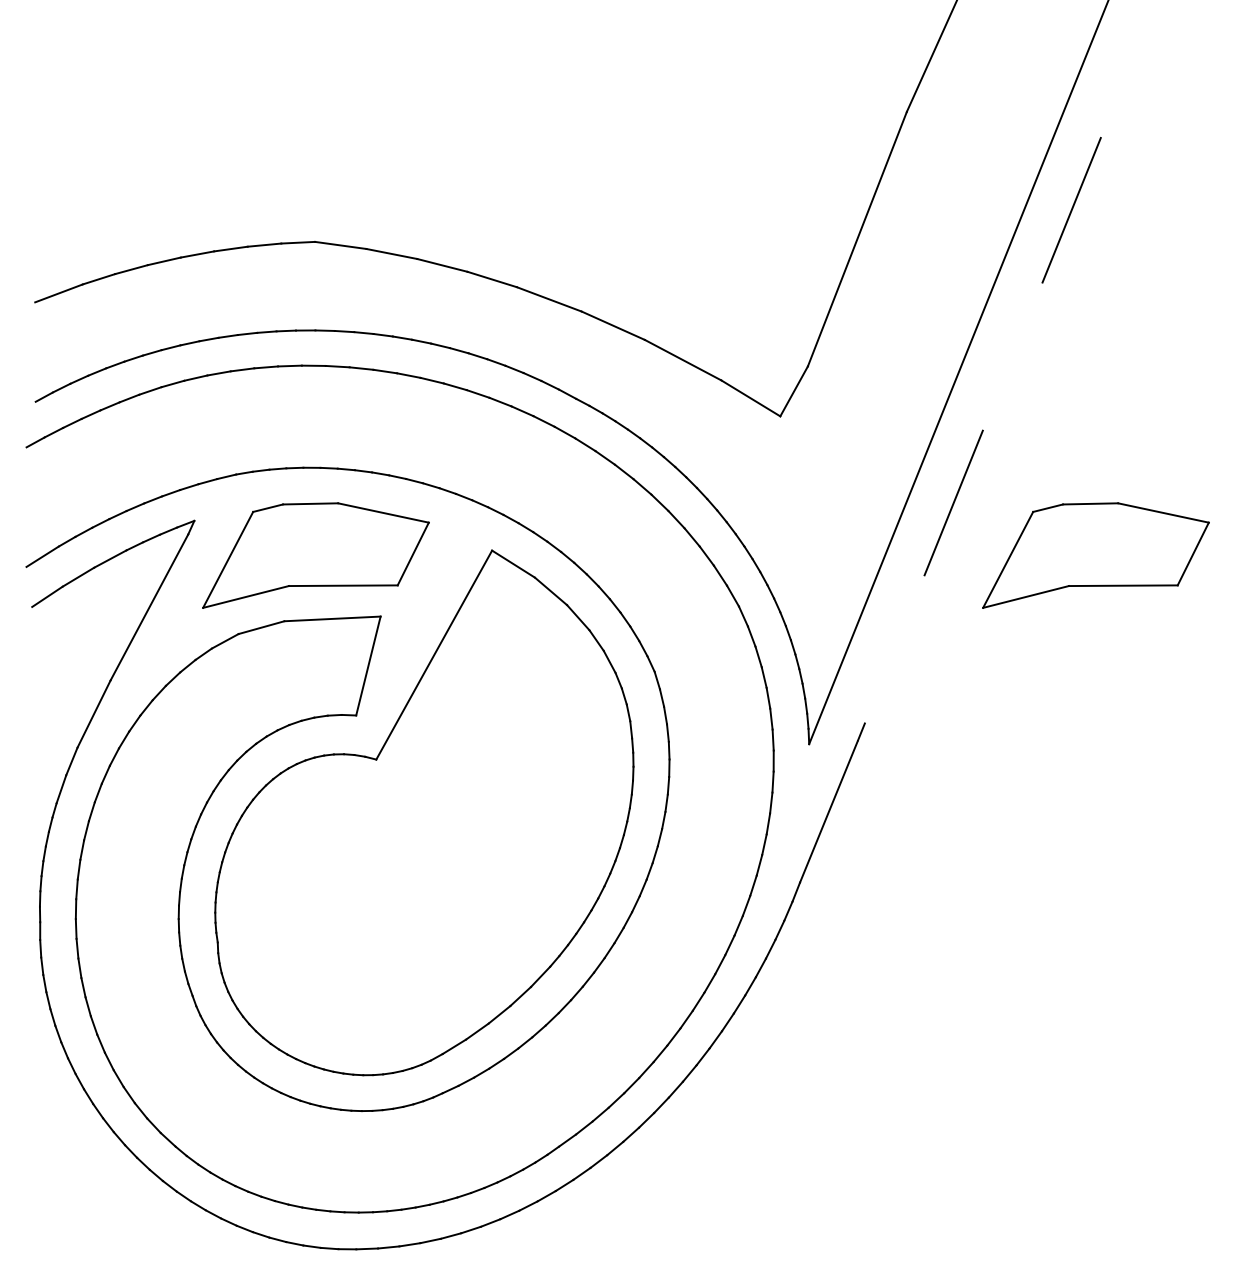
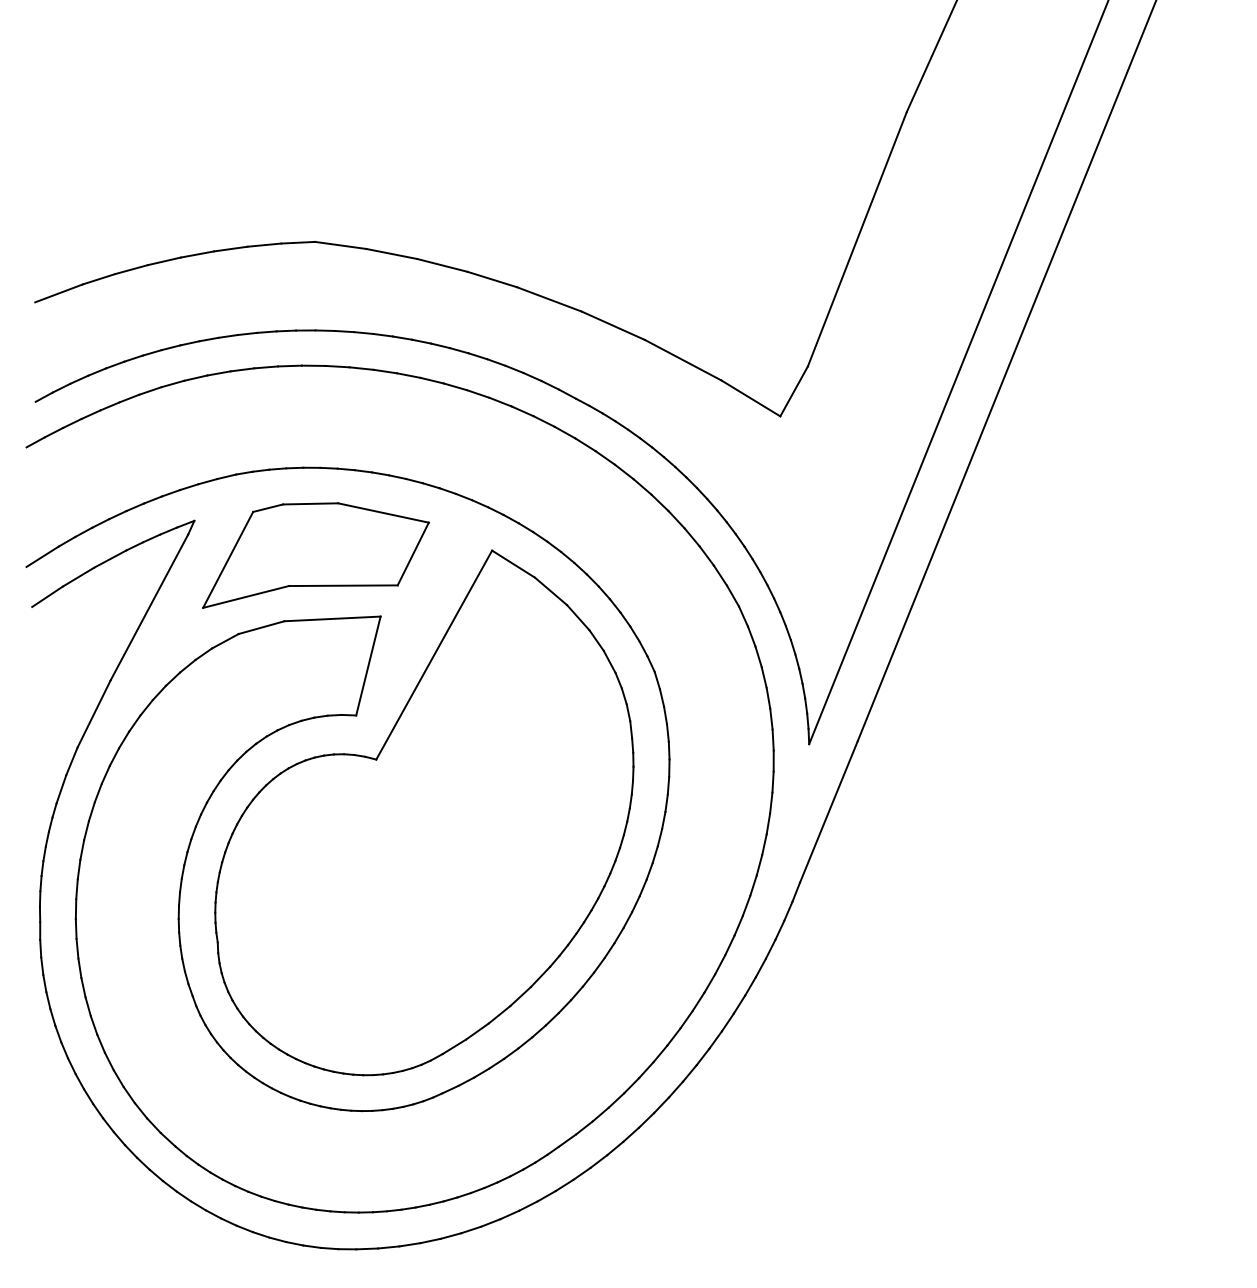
line: dashed -> solid (1006, 371)
part: present -> none (1095, 555)
